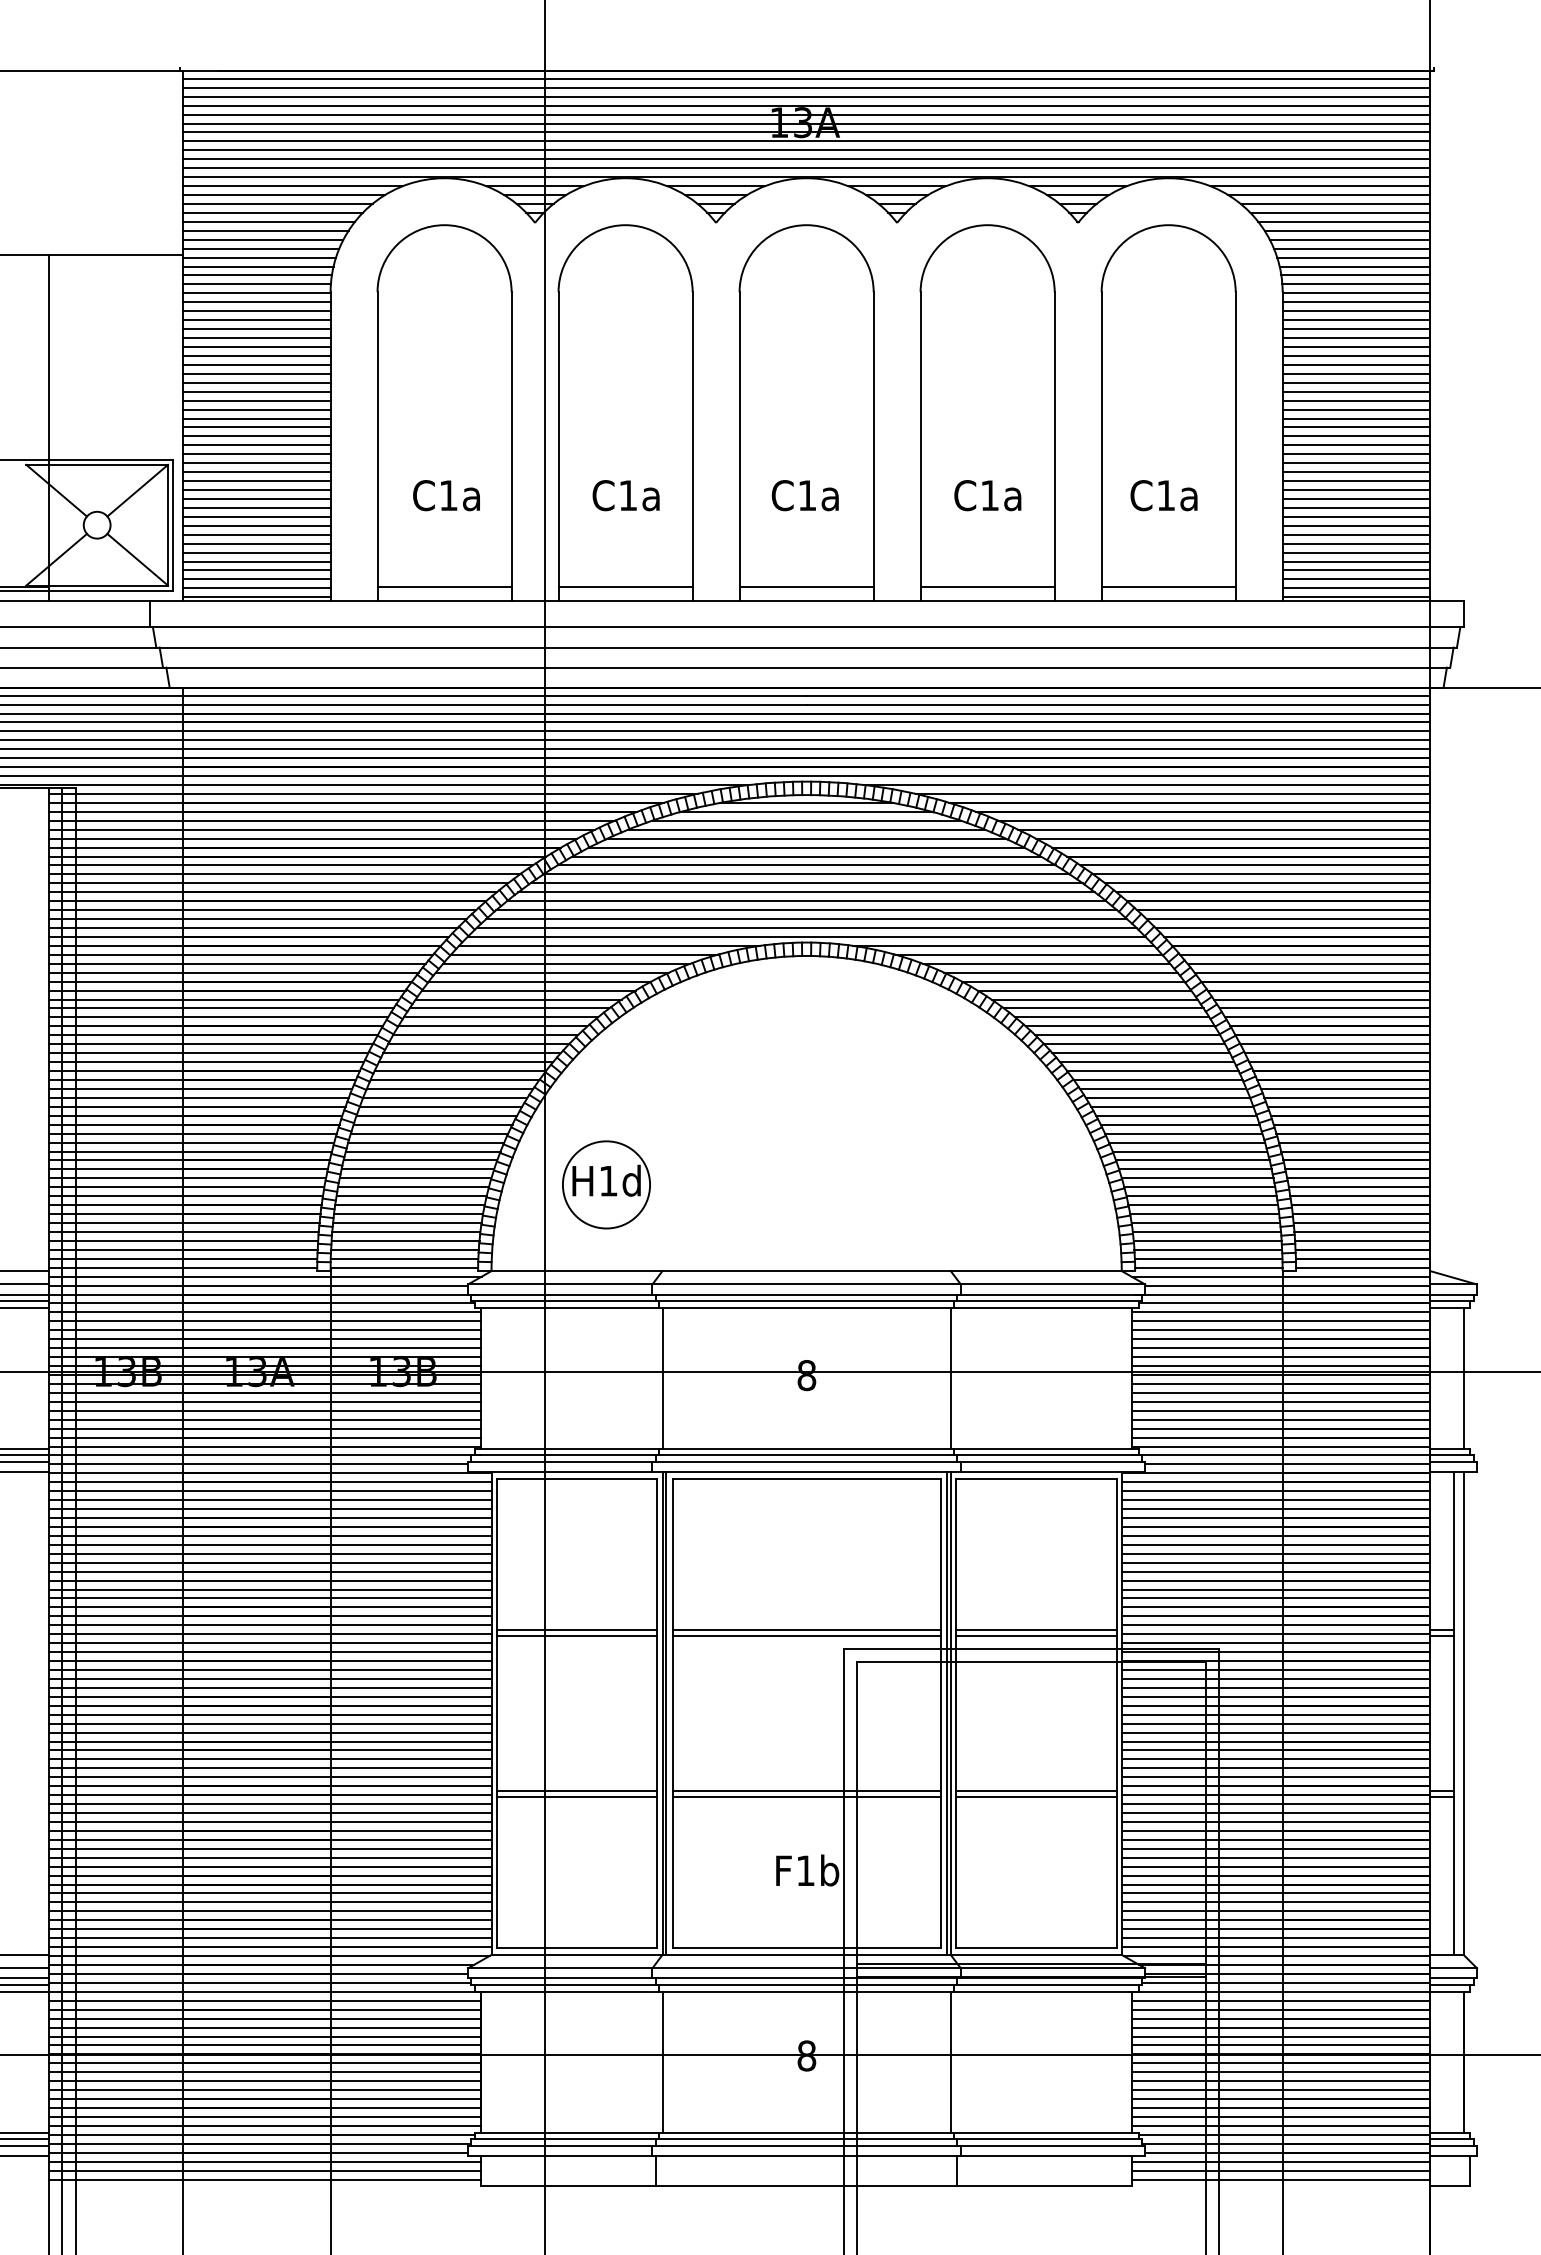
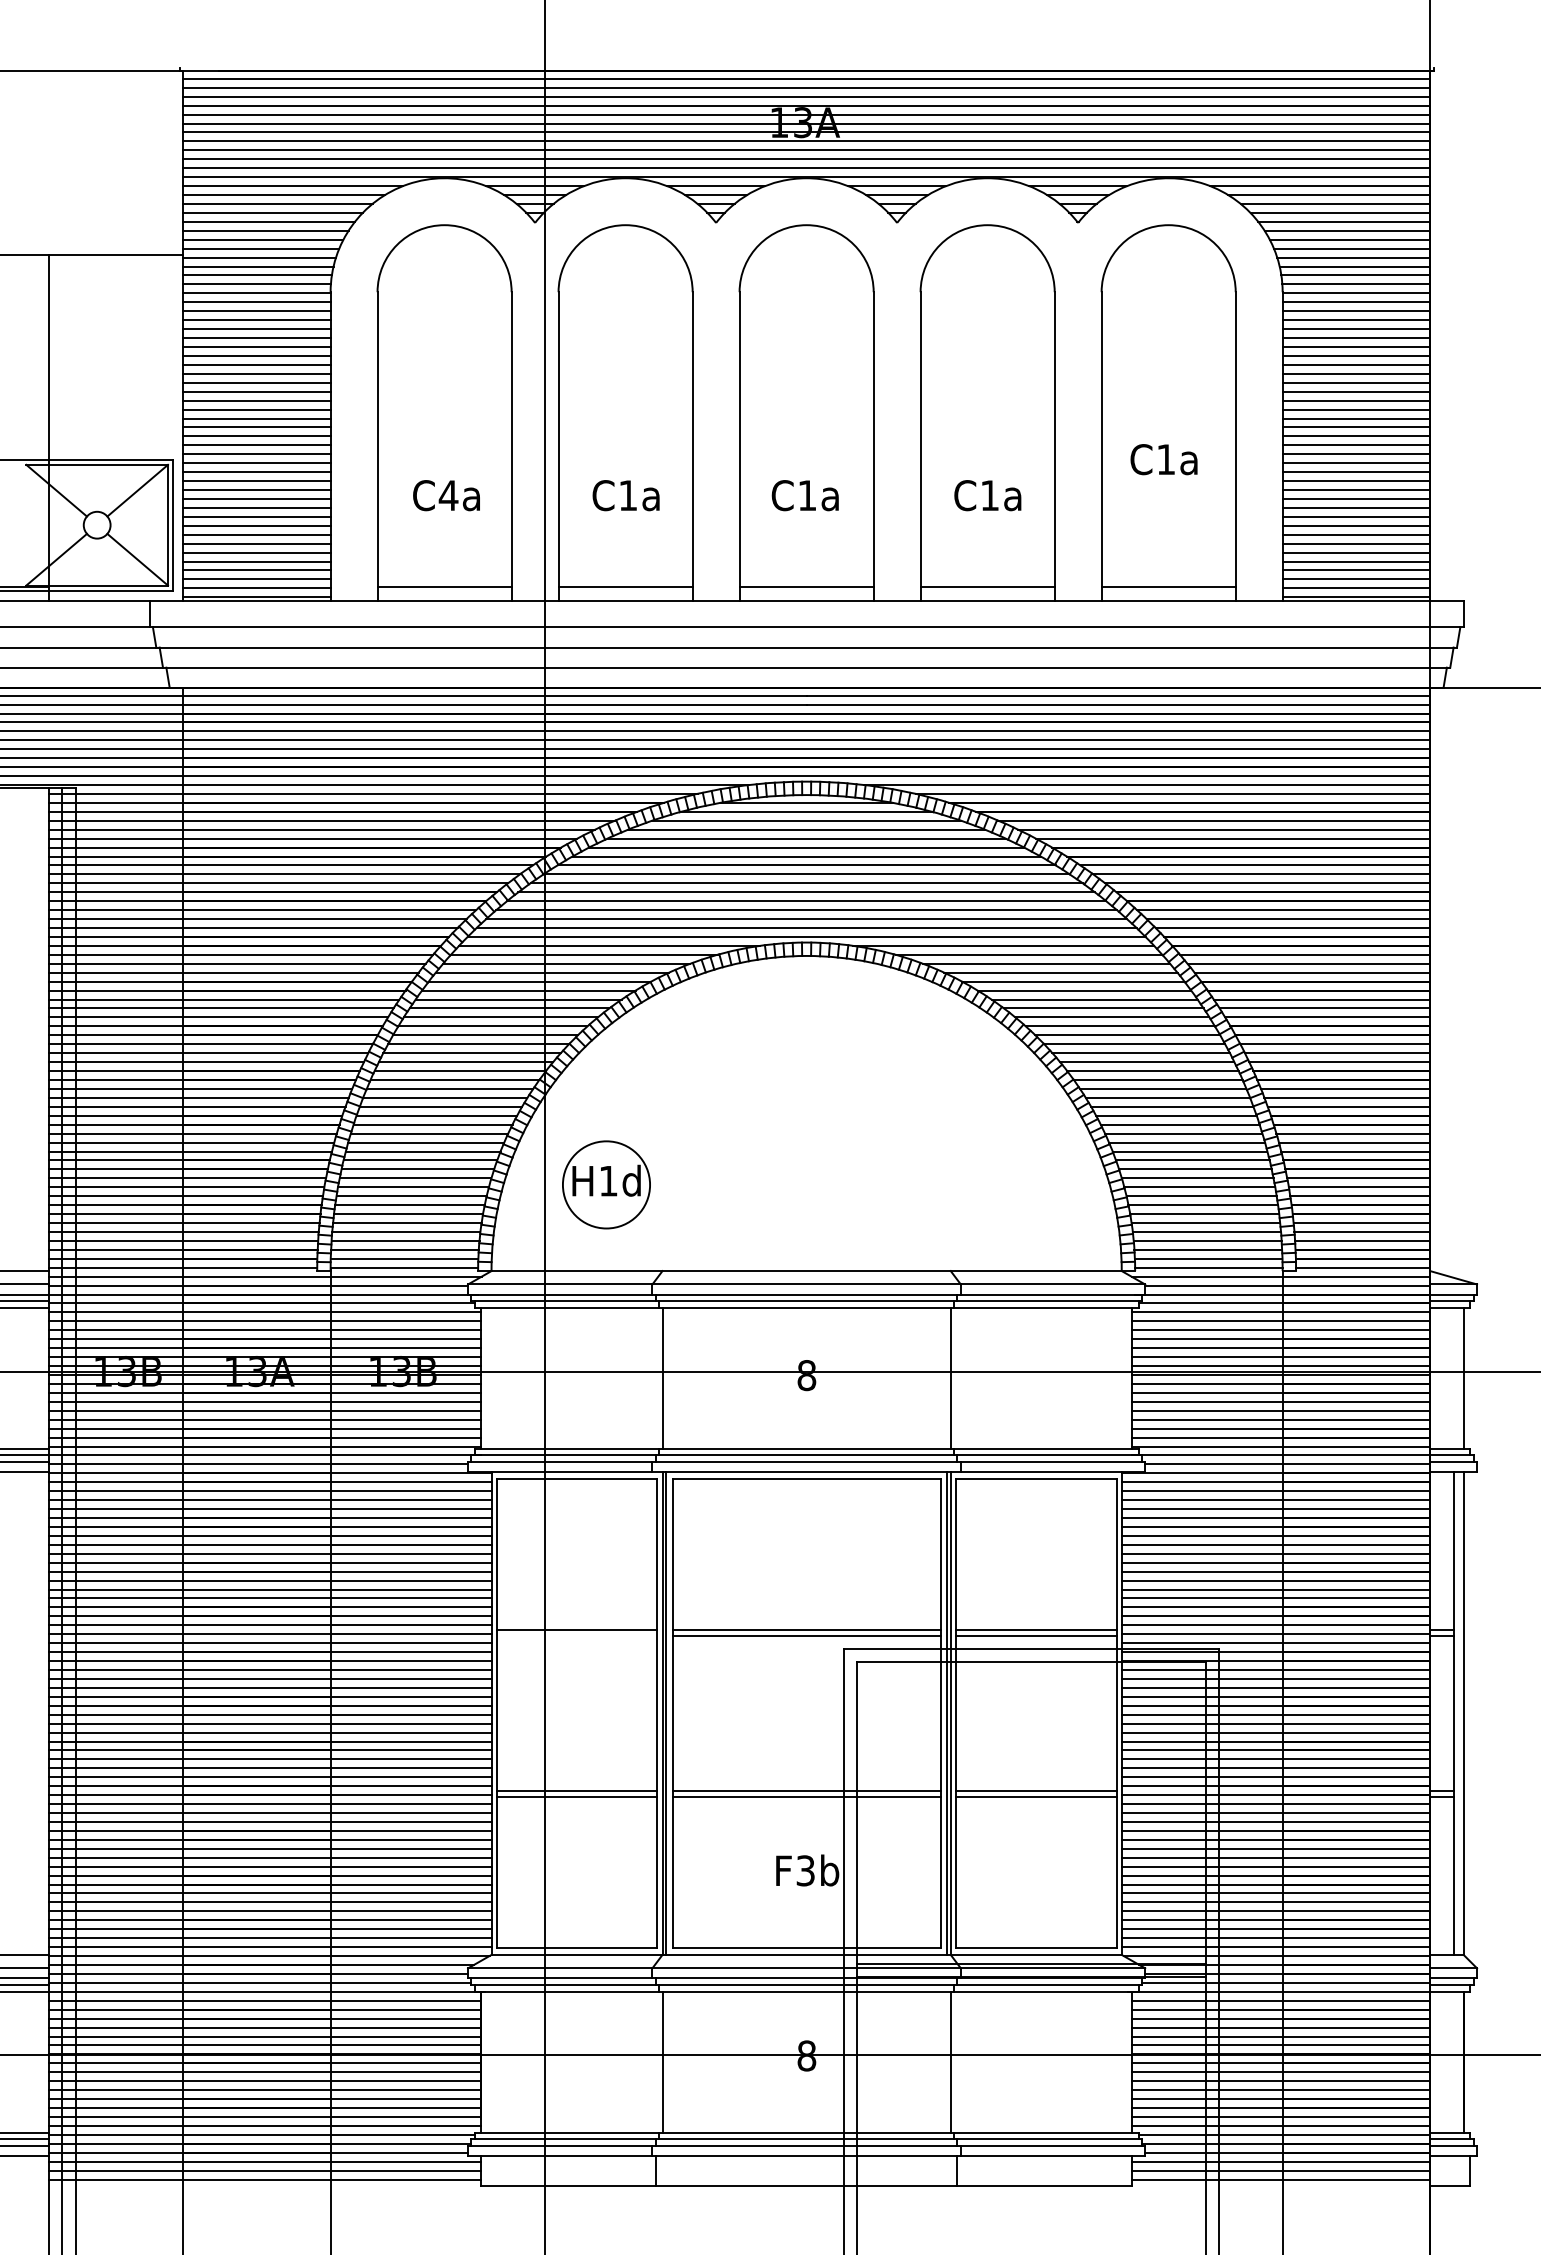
text: C1a -> C4a (448, 495)
text position: (1163, 495) -> (1163, 459) (1163, 459)
line: present -> none (576, 1636)
text: F1b -> F3b (805, 1870)
